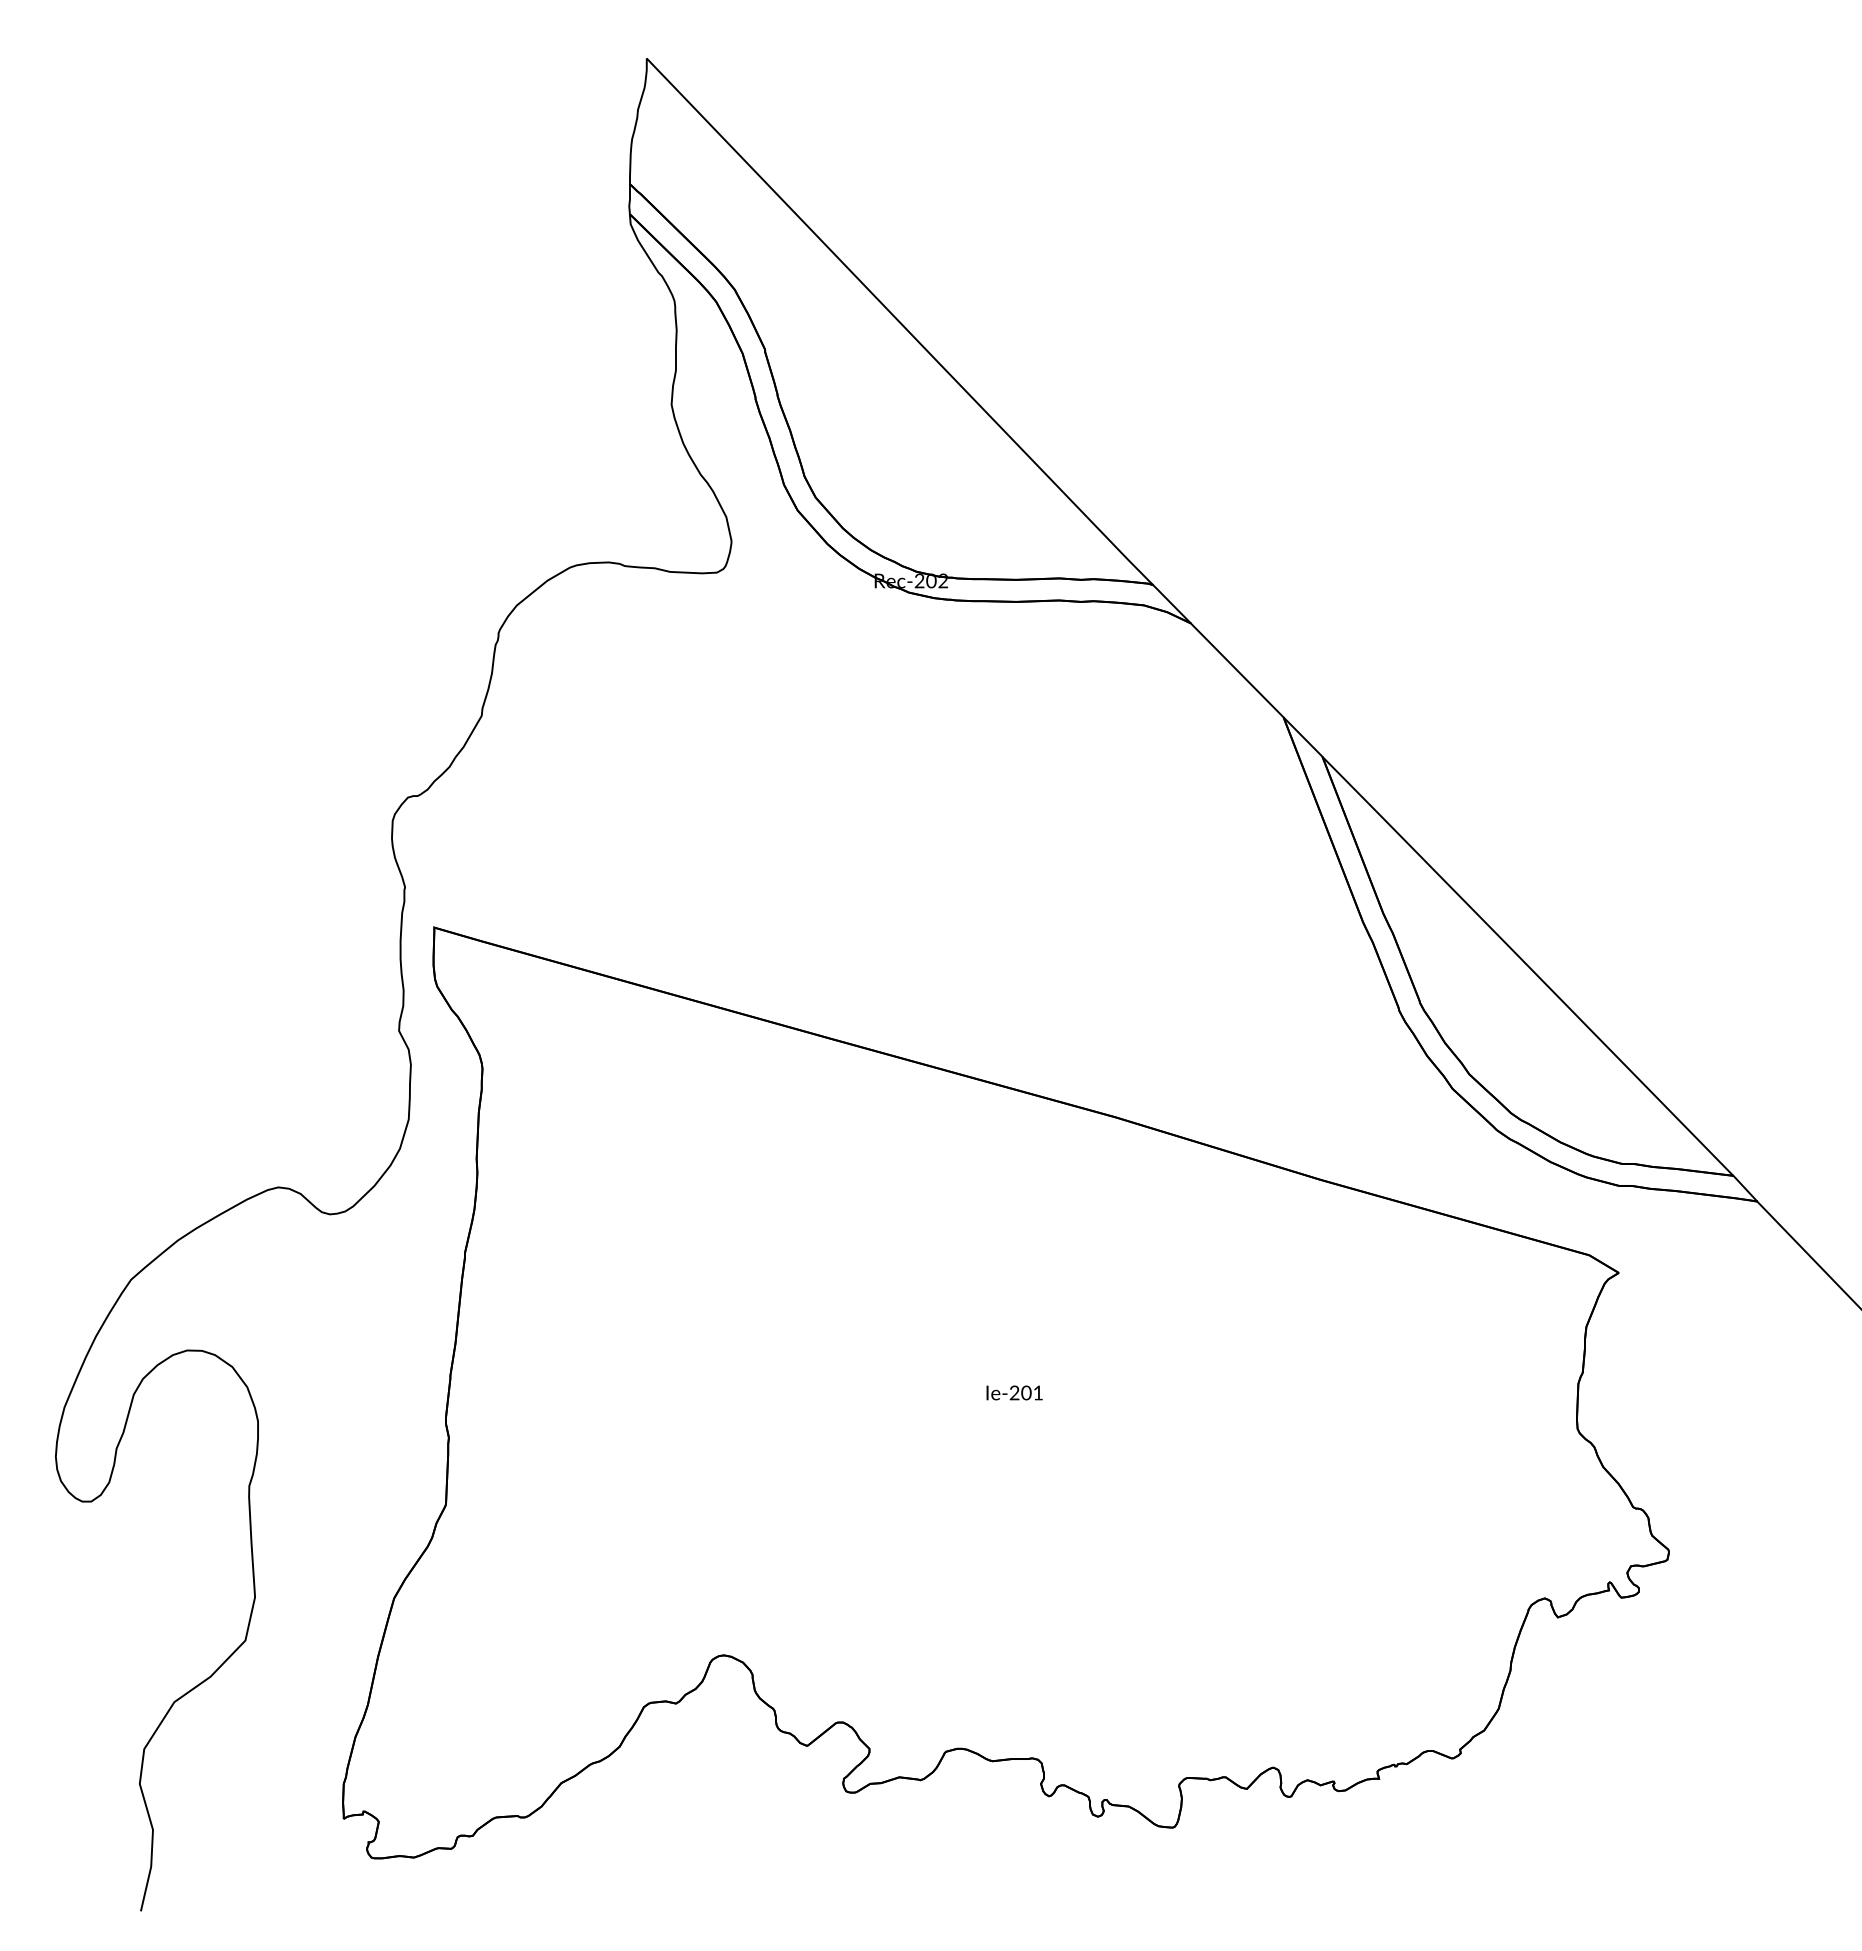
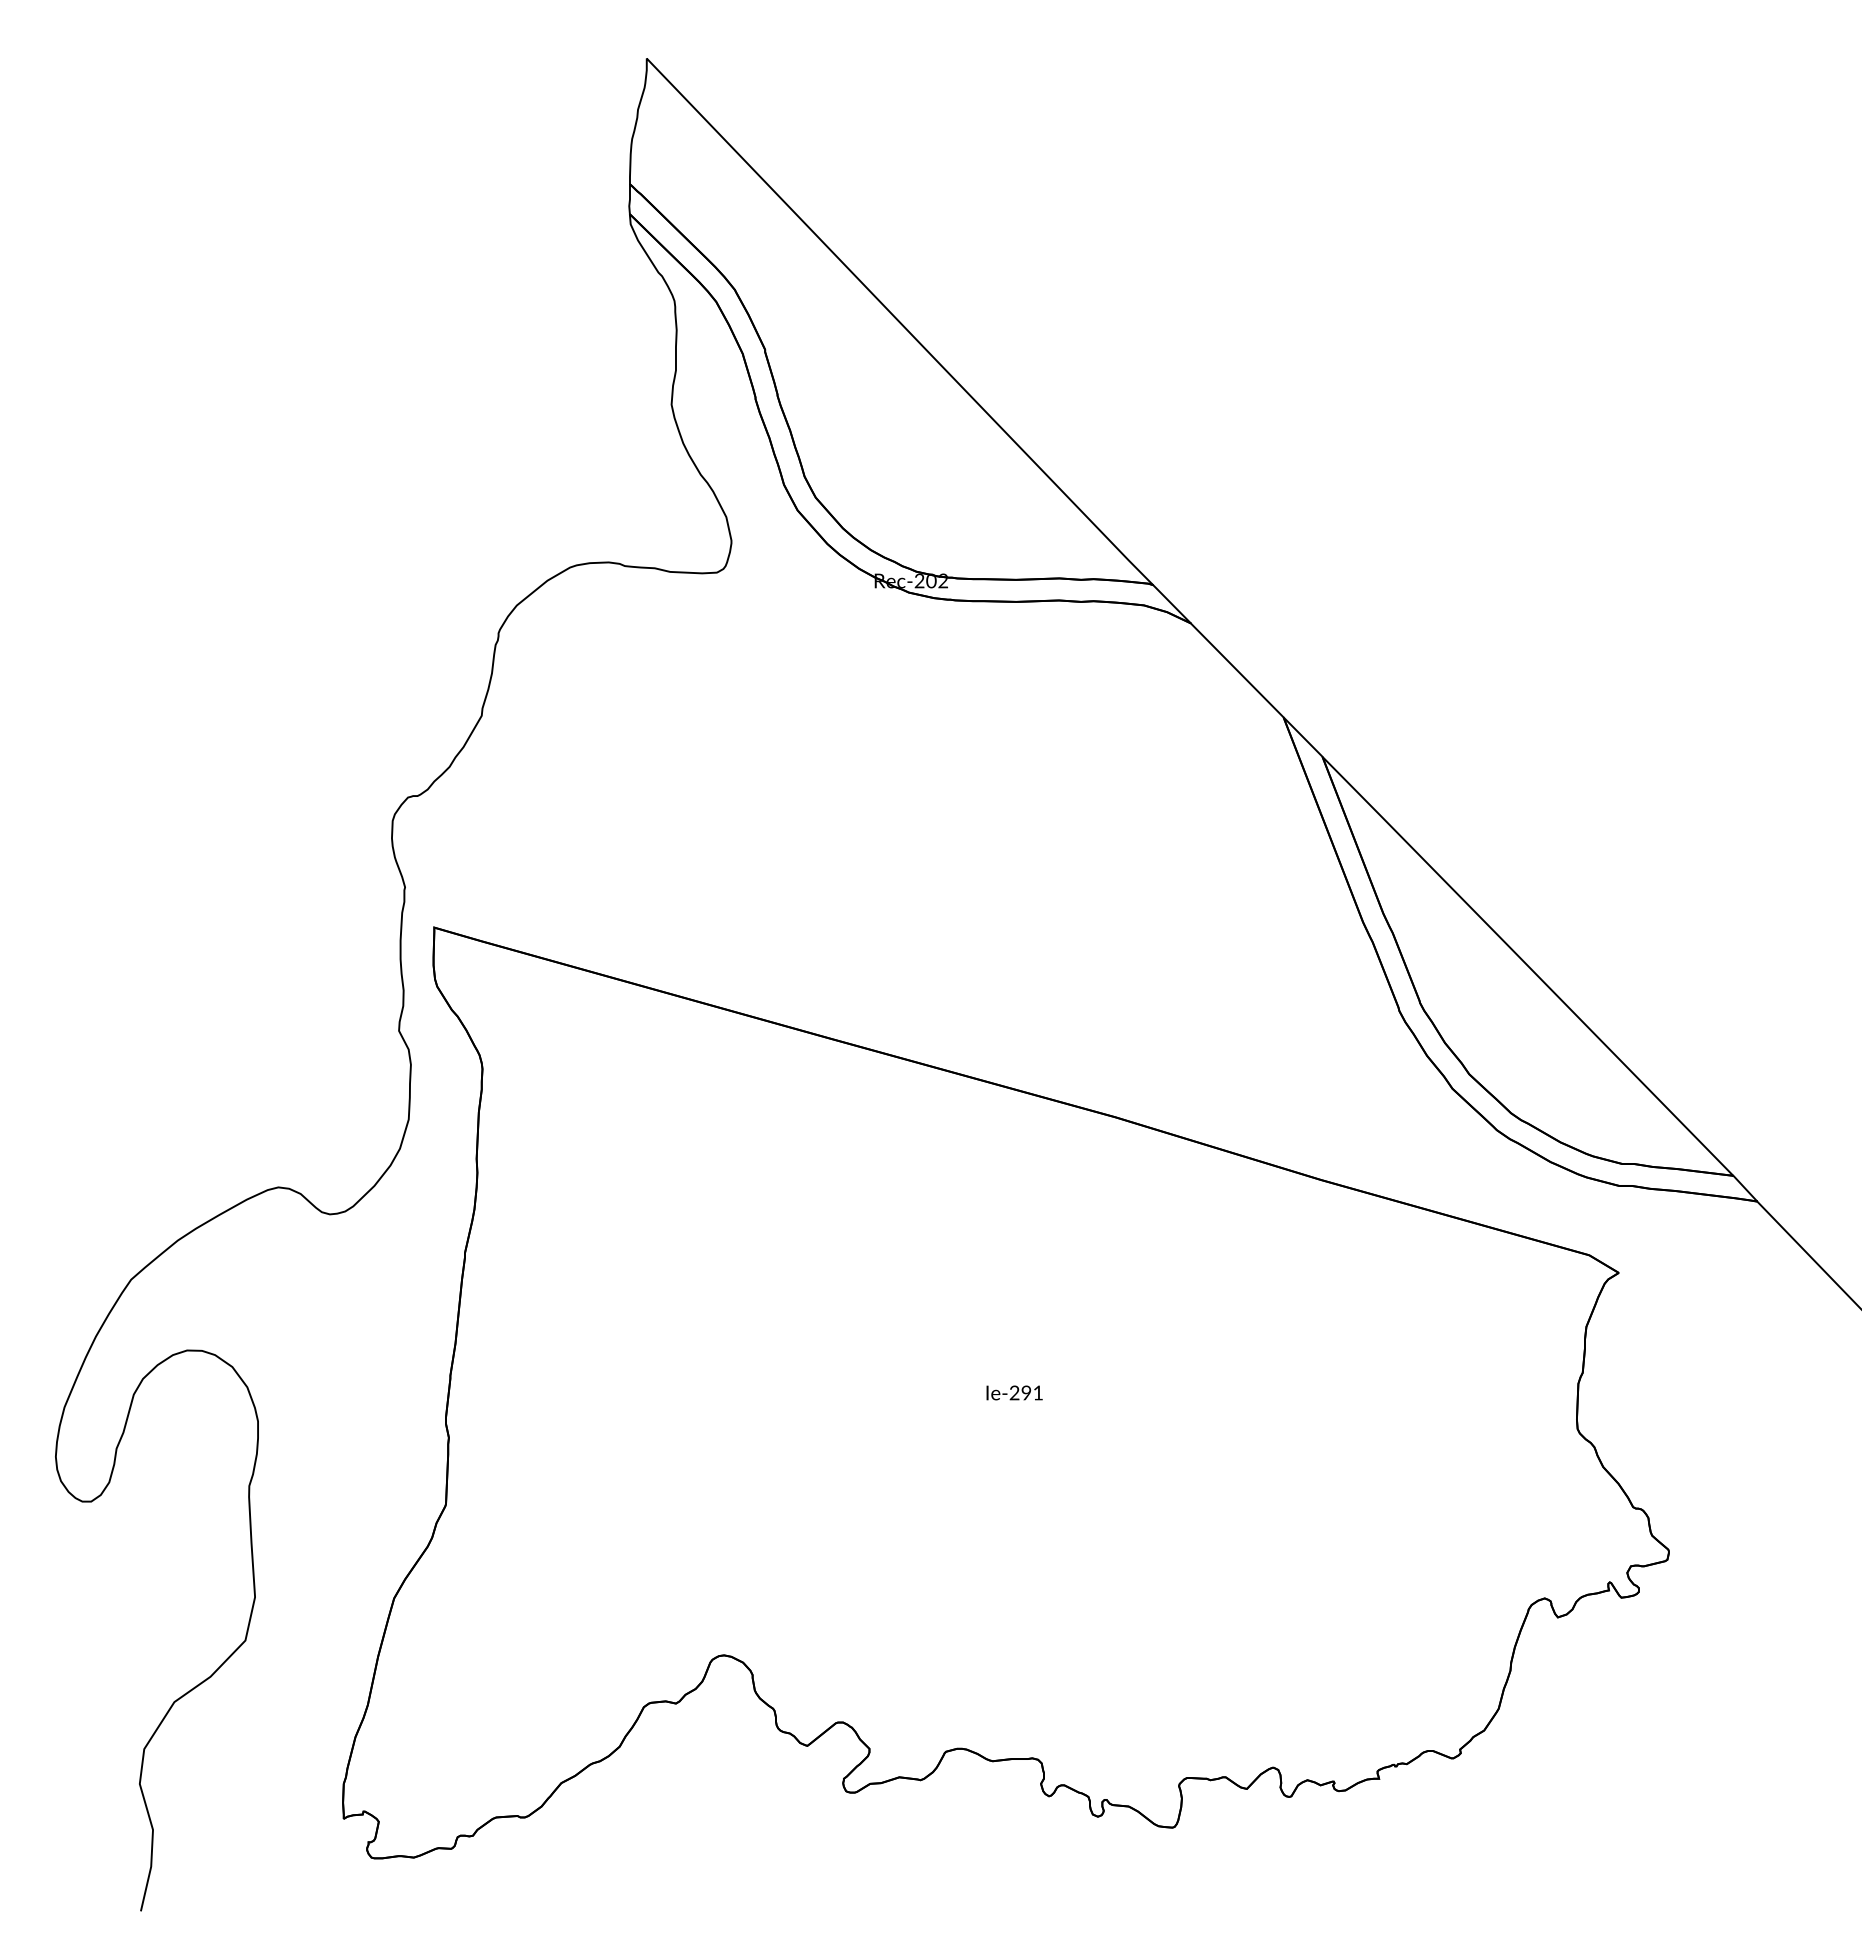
text: Ie-201 -> Ie-291 (1026, 1393)
